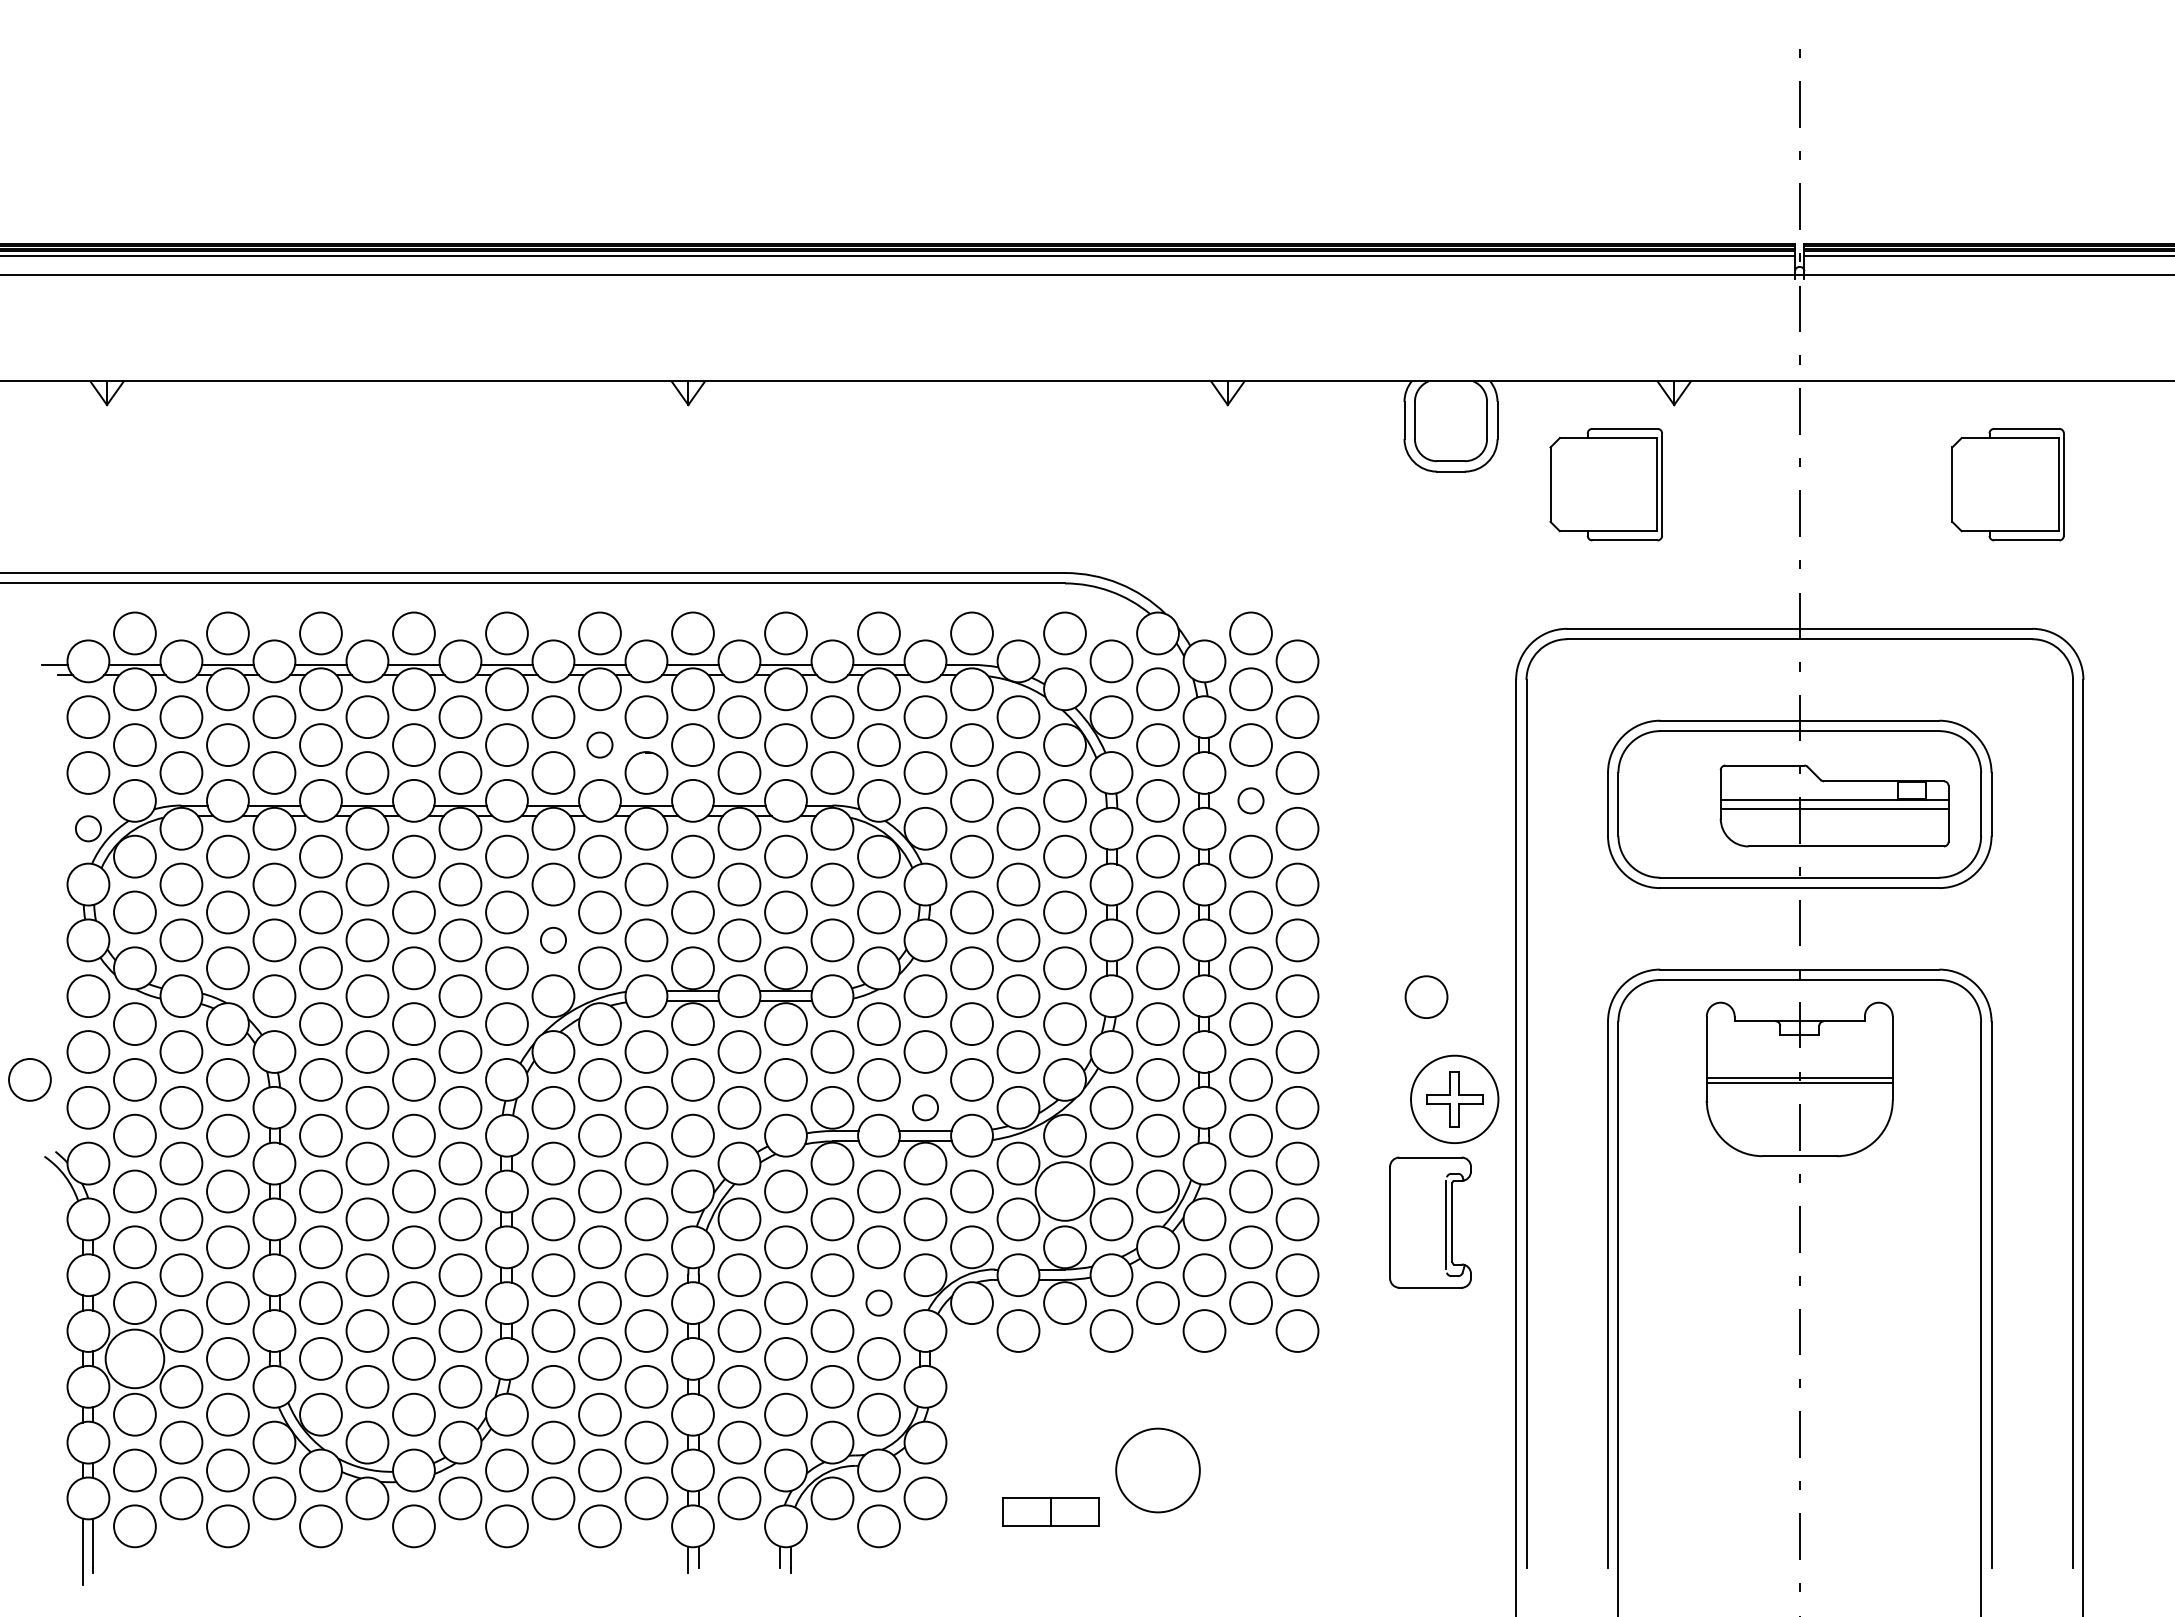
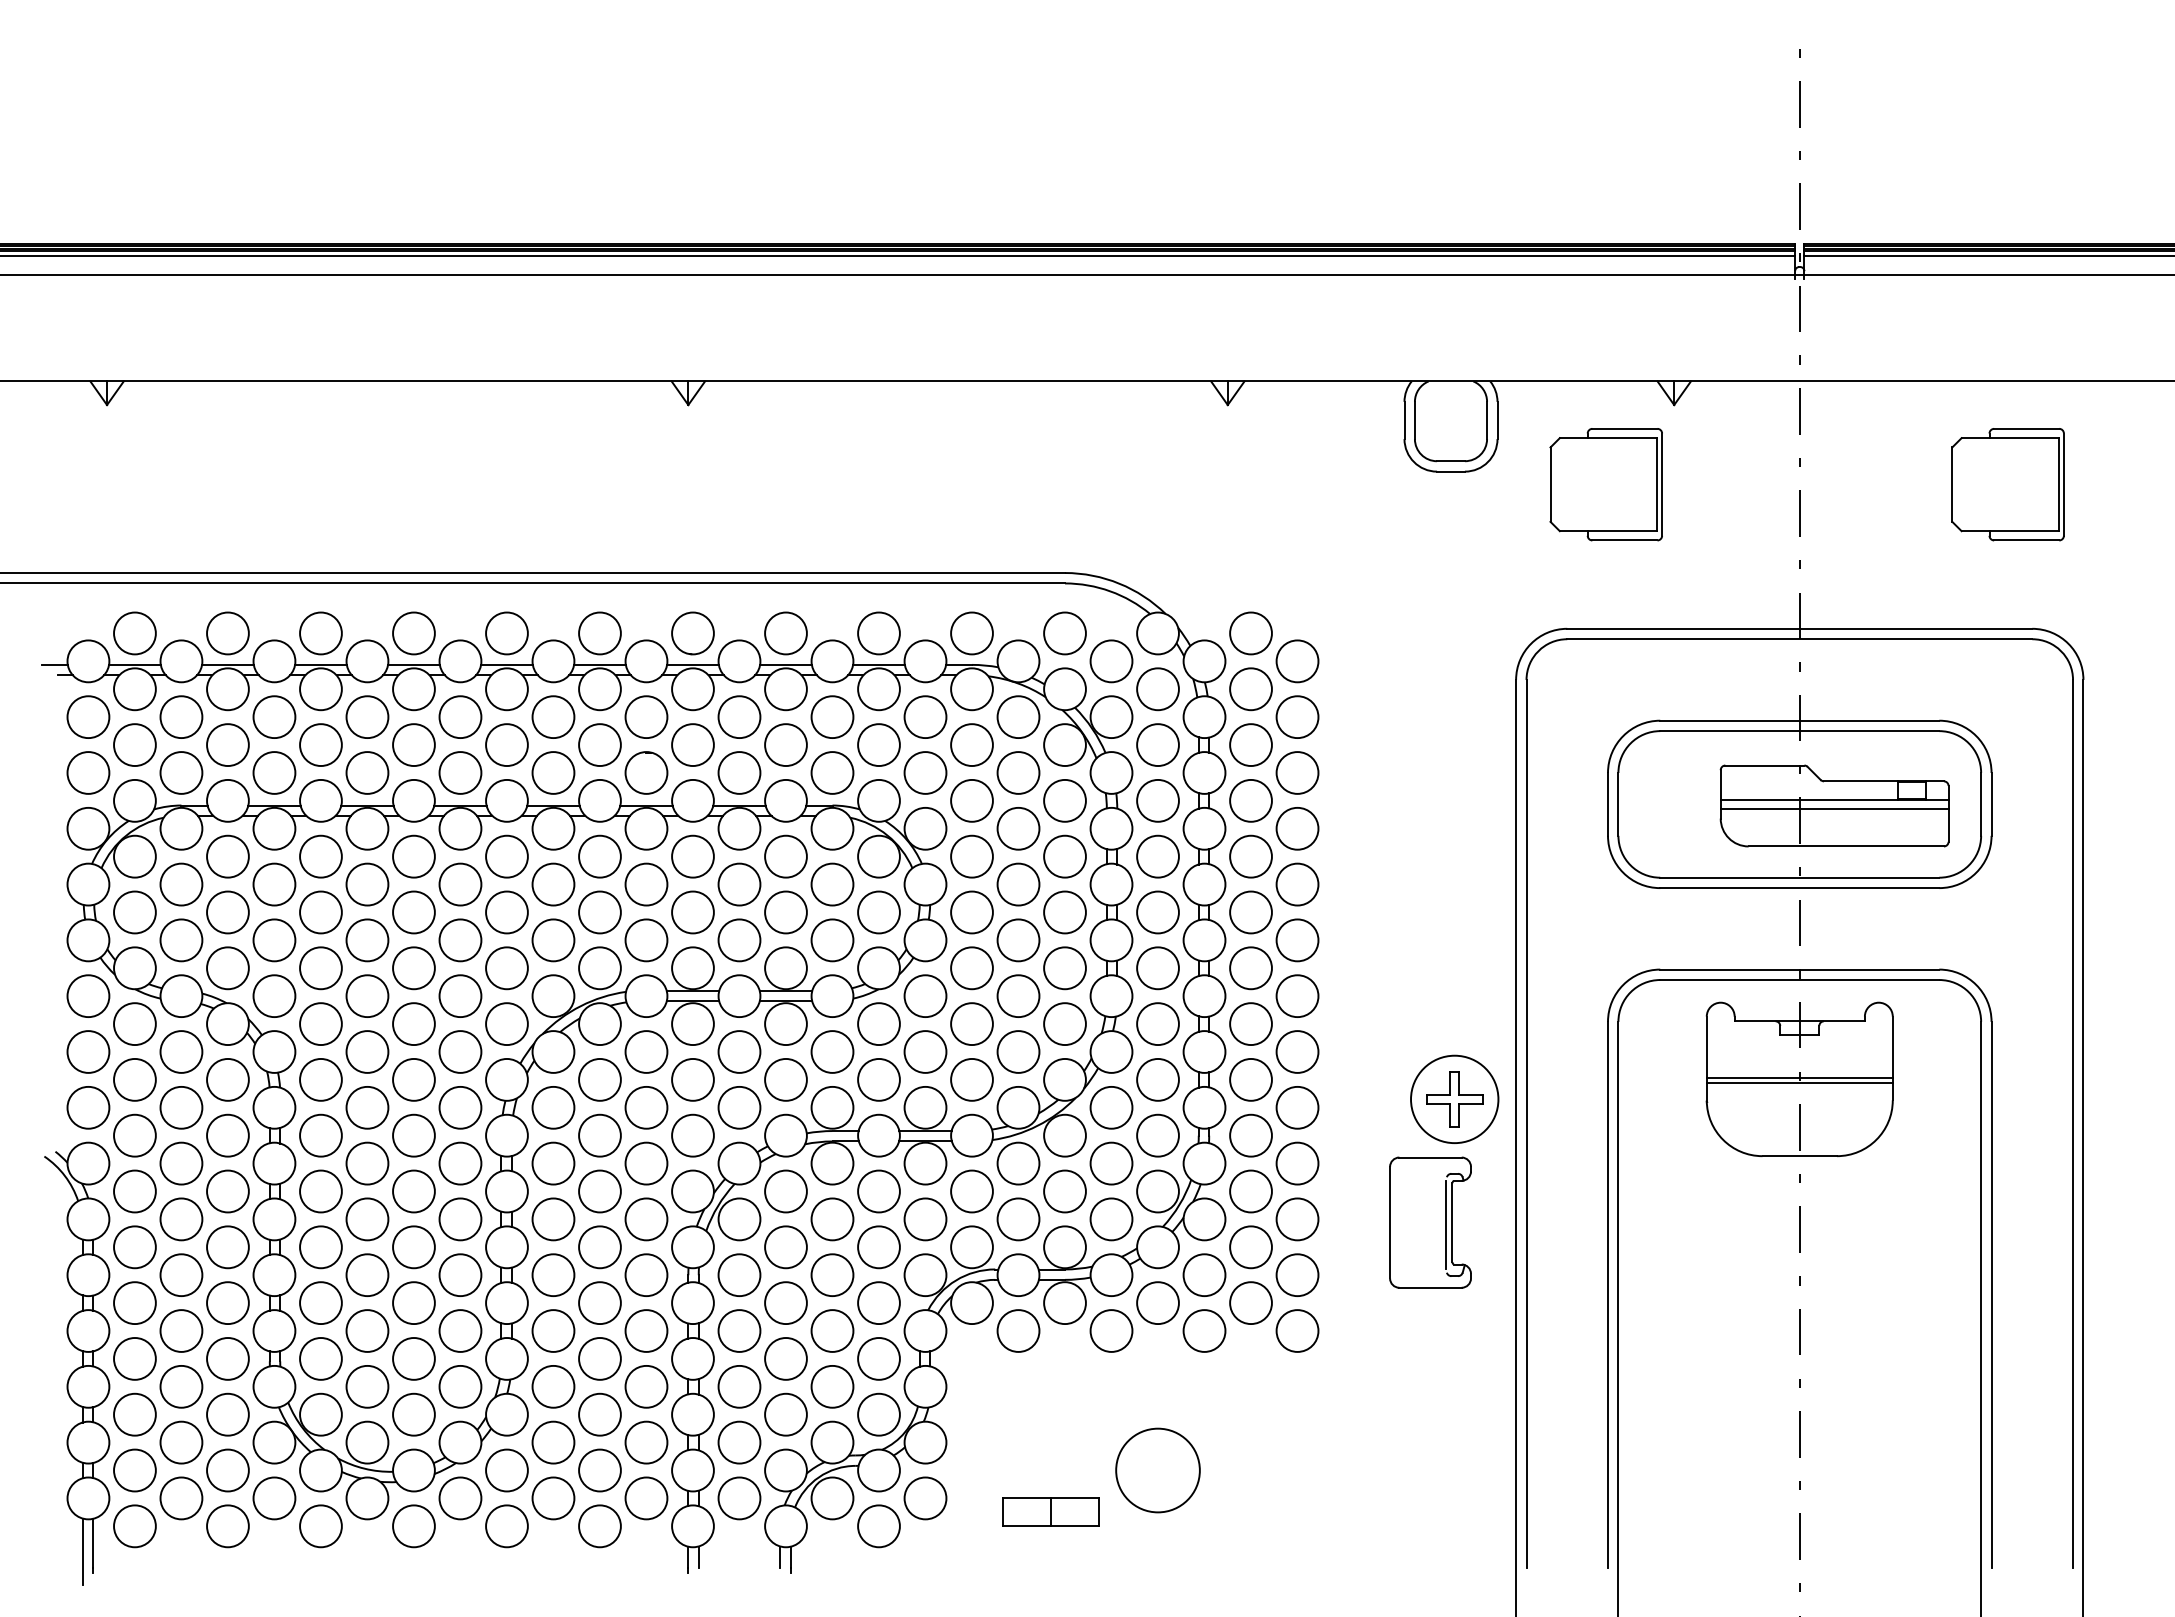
circle diameter: 25 px -> 42 px (599, 745)
circle diameter: 25 px -> 42 px (1250, 800)
circle diameter: 25 px -> 42 px (88, 828)
circle diameter: 25 px -> 42 px (553, 940)
circle: present -> none (1426, 996)
circle: present -> none (29, 1079)
circle diameter: 25 px -> 42 px (925, 1107)
circle diameter: 59 px -> 42 px (1064, 1191)
circle diameter: 25 px -> 42 px (878, 1303)
circle diameter: 59 px -> 42 px (134, 1358)
